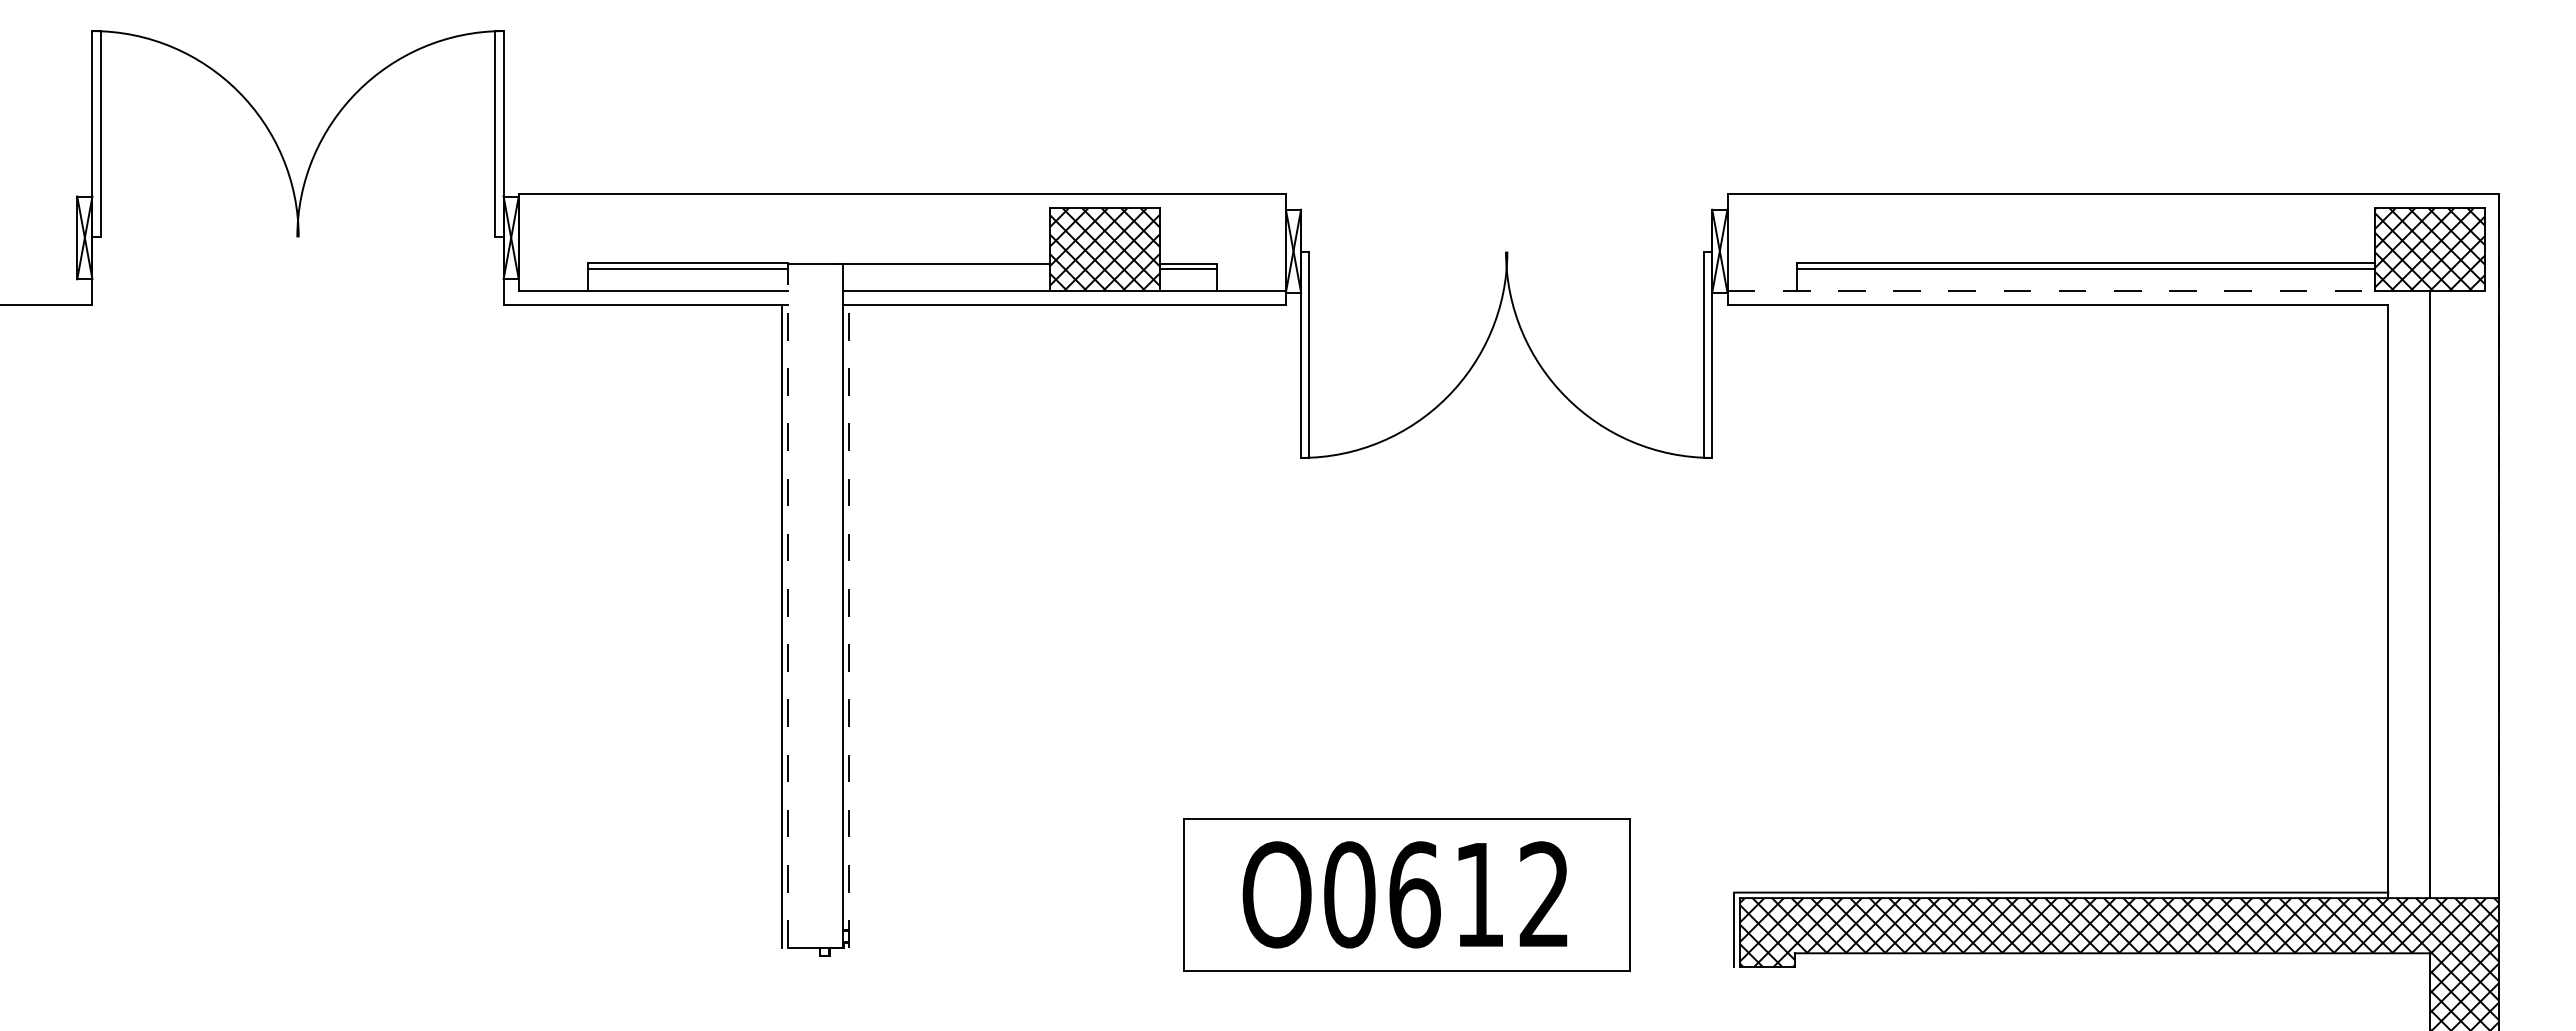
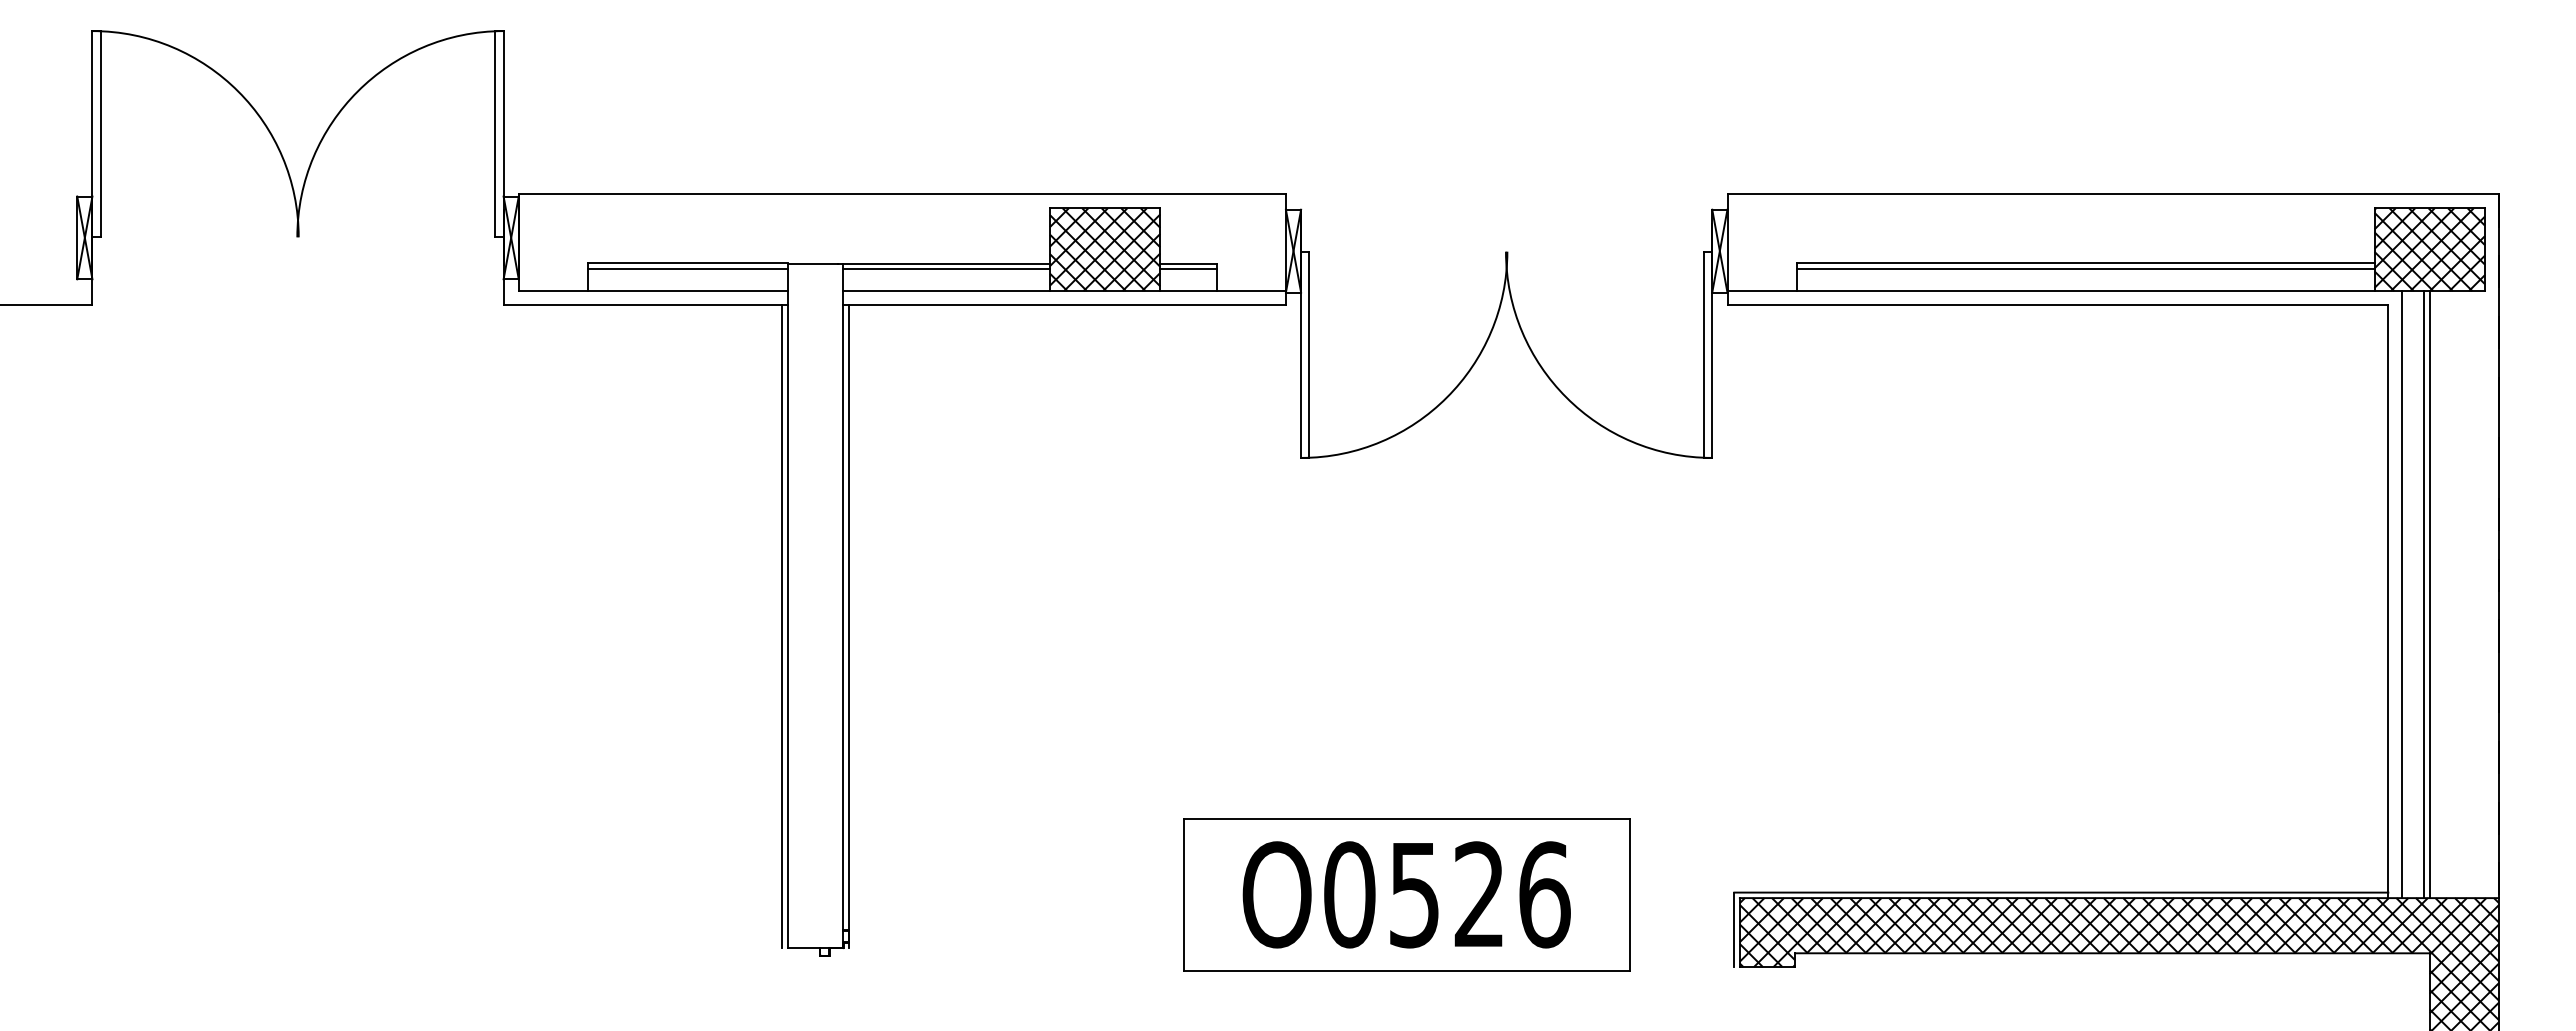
line: none -> present (946, 268)
line: dashed -> solid (2051, 291)
line: none -> present (2402, 594)
line: none -> present (2424, 594)
line: dashed -> solid (787, 605)
line: dashed -> solid (848, 625)
text: O0612 -> O0526 (1479, 894)
